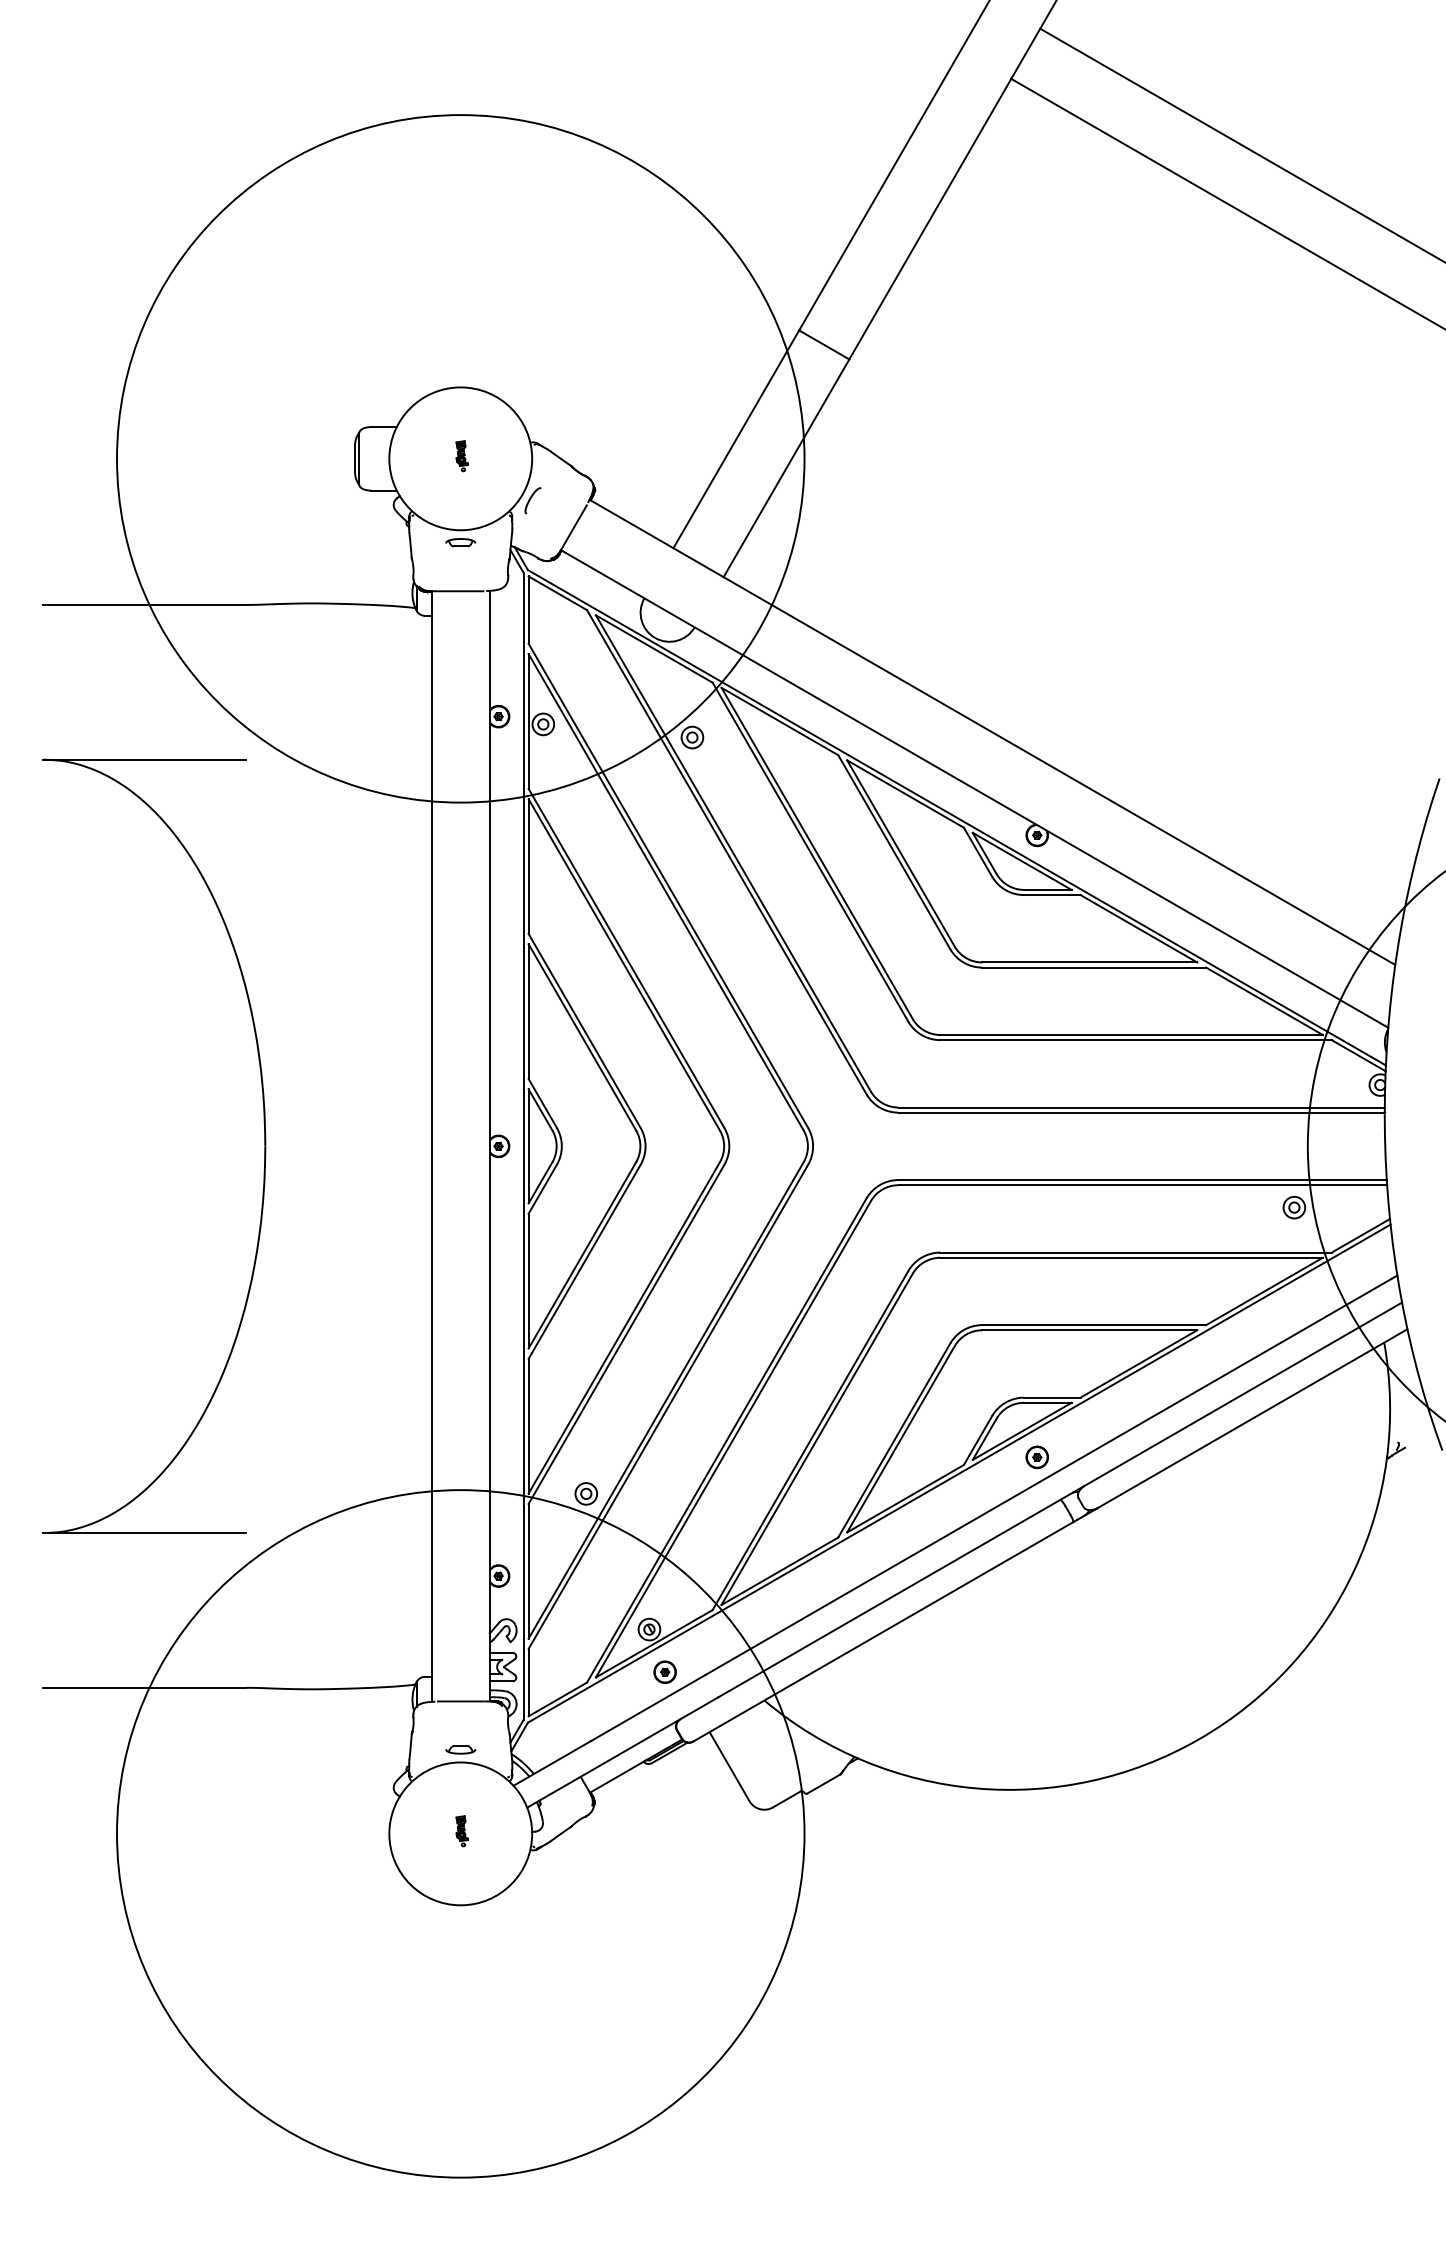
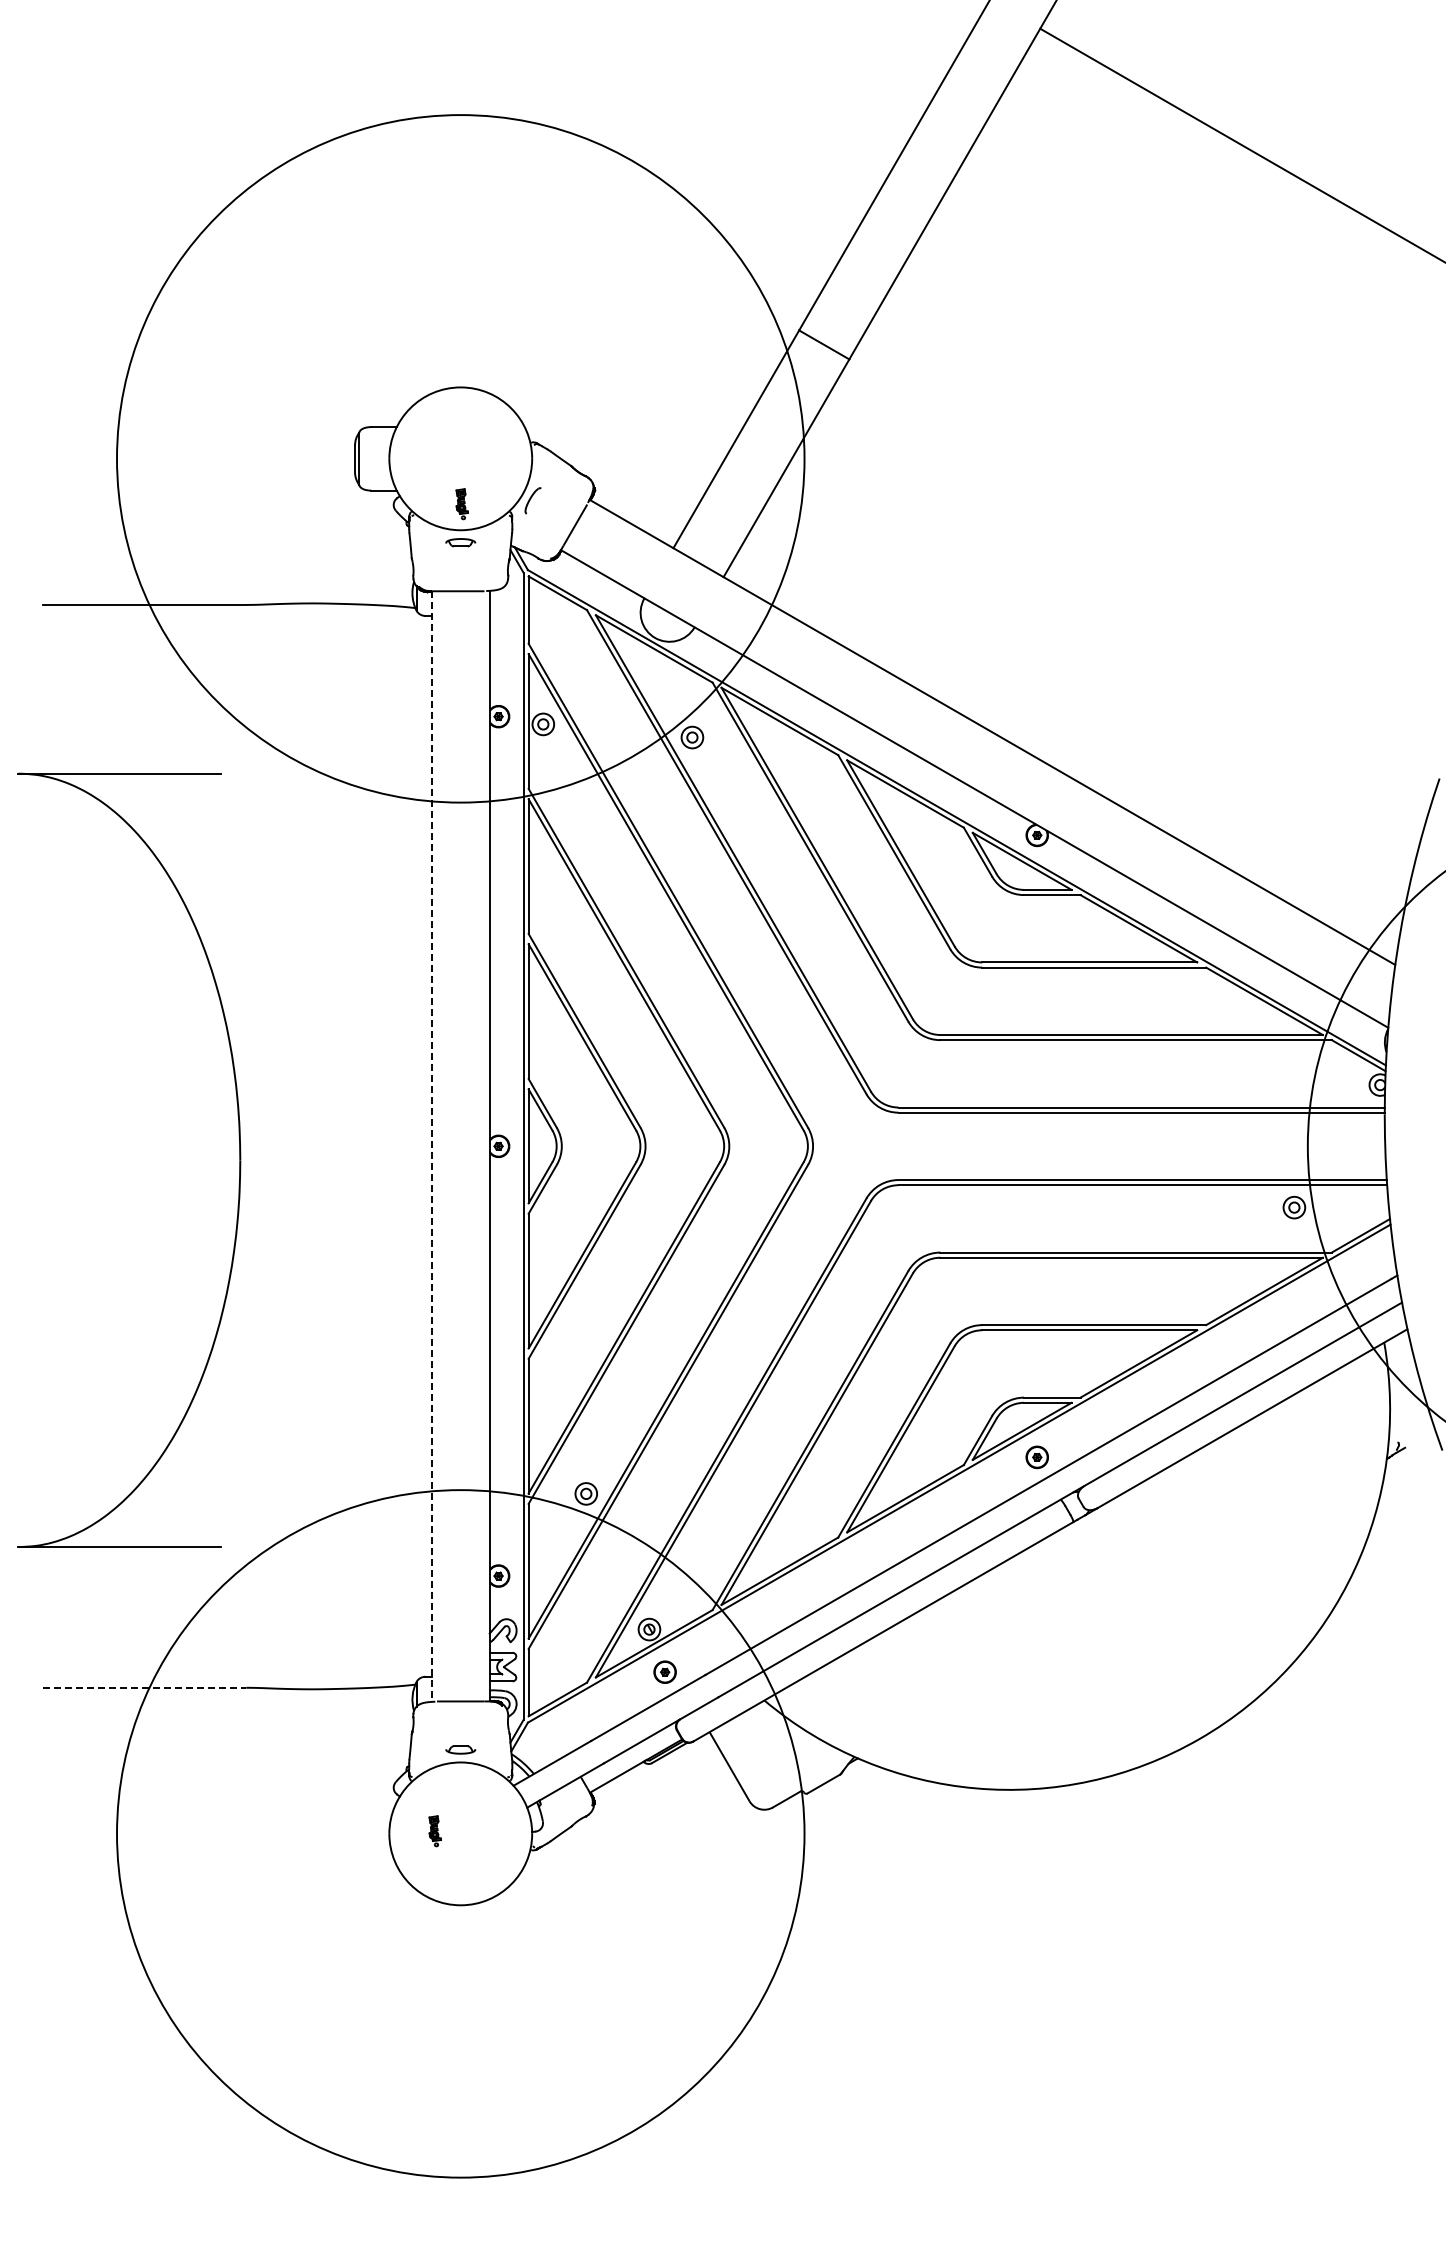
line: present -> none (1226, 203)
part position: (461, 456) -> (461, 504) (461, 504)
part position: (264, 1145) -> (239, 1159) (239, 1159)
line: solid -> dashed (431, 1147)
line: solid -> dashed (145, 1687)
part position: (461, 1831) -> (434, 1831) (434, 1831)
